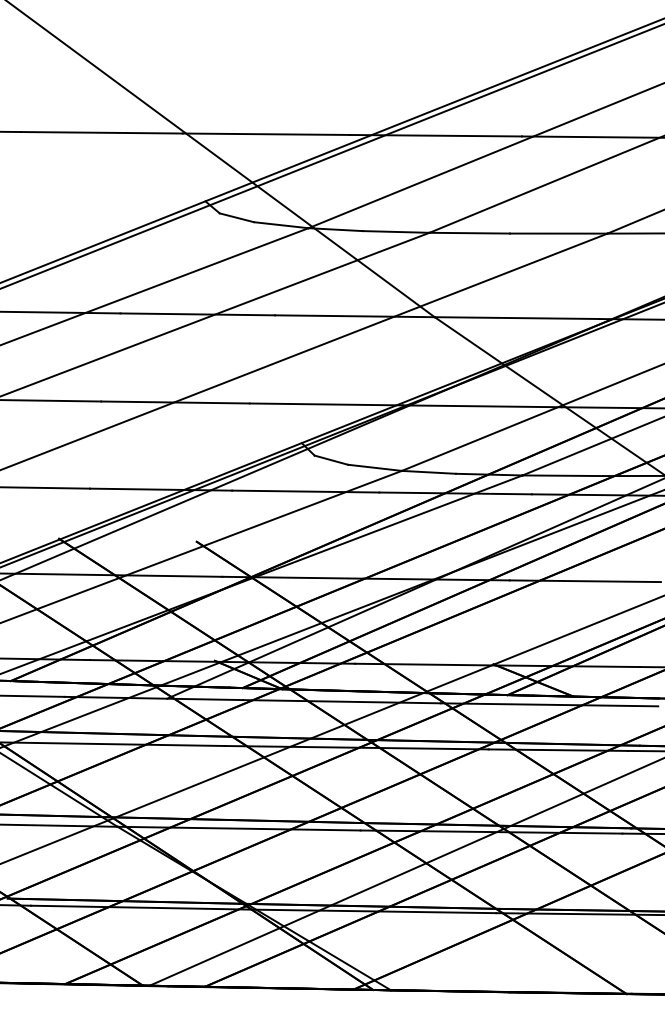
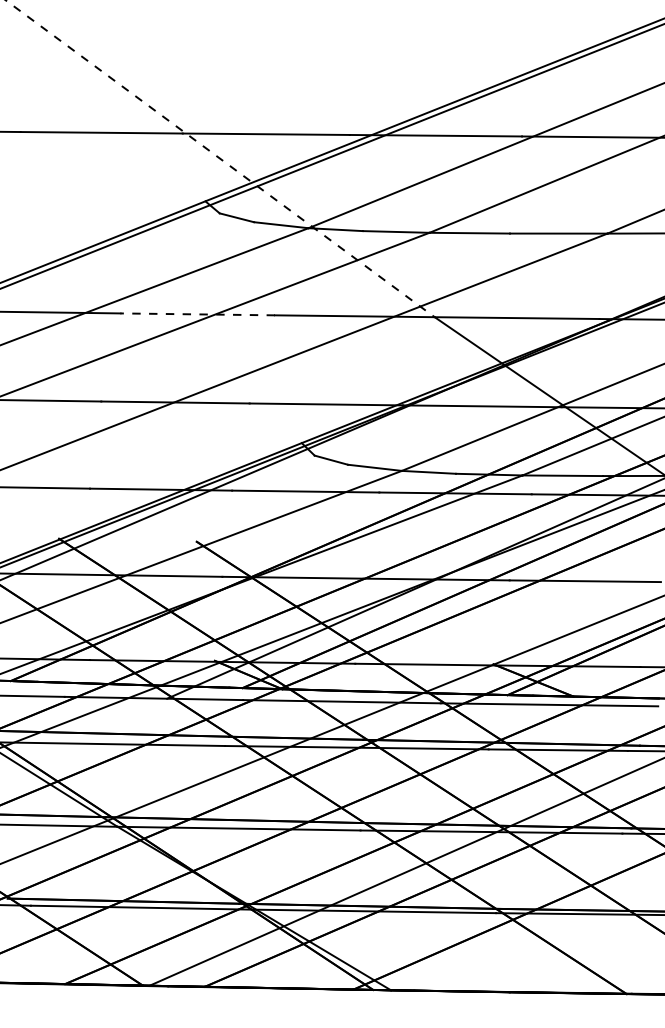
line: solid -> dashed (220, 159)
line: solid -> dashed (197, 314)
